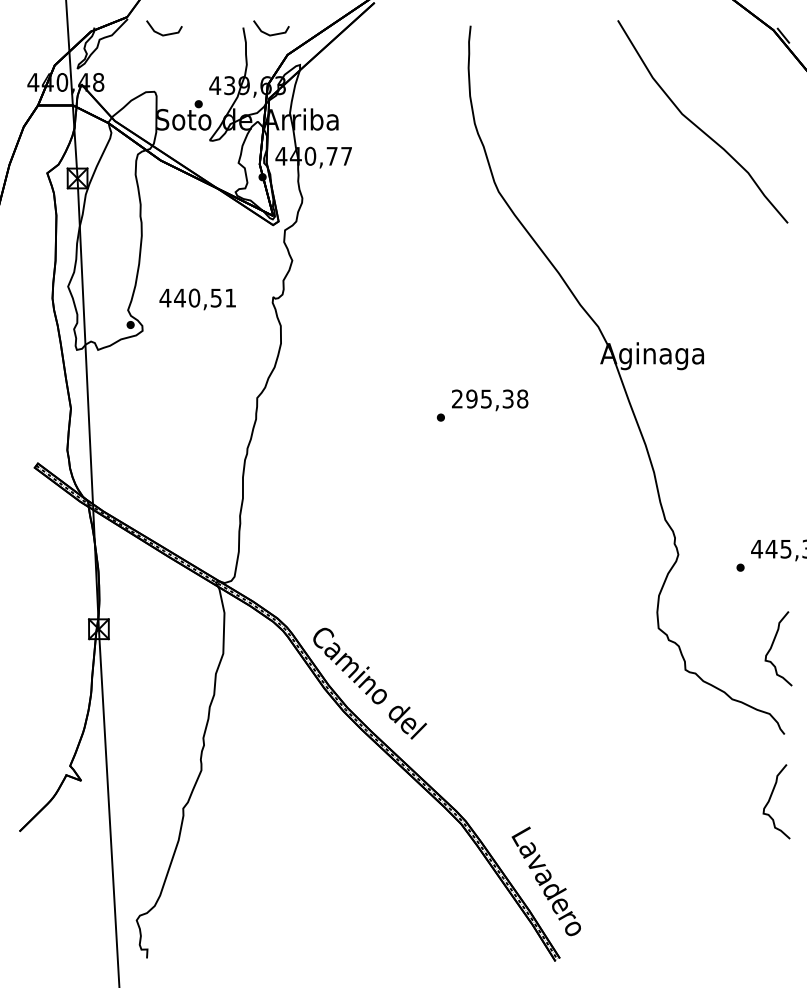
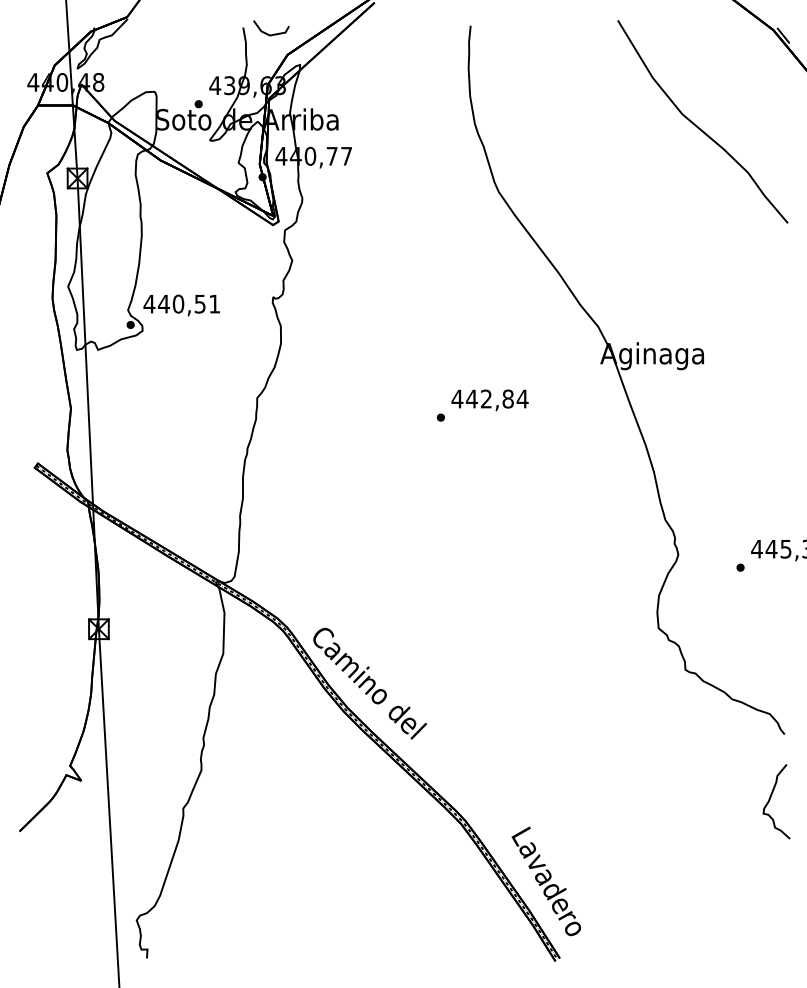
line: present -> none (161, 33)
text position: (197, 299) -> (181, 305) (181, 305)
text: 295,38 -> 442,84 (489, 398)
curve: present -> none (772, 647)
